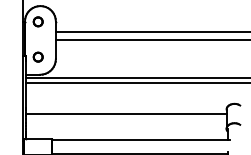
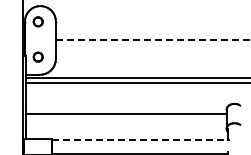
line: present -> none (151, 31)
line: solid -> dashed (153, 40)
line: solid -> dashed (141, 139)
